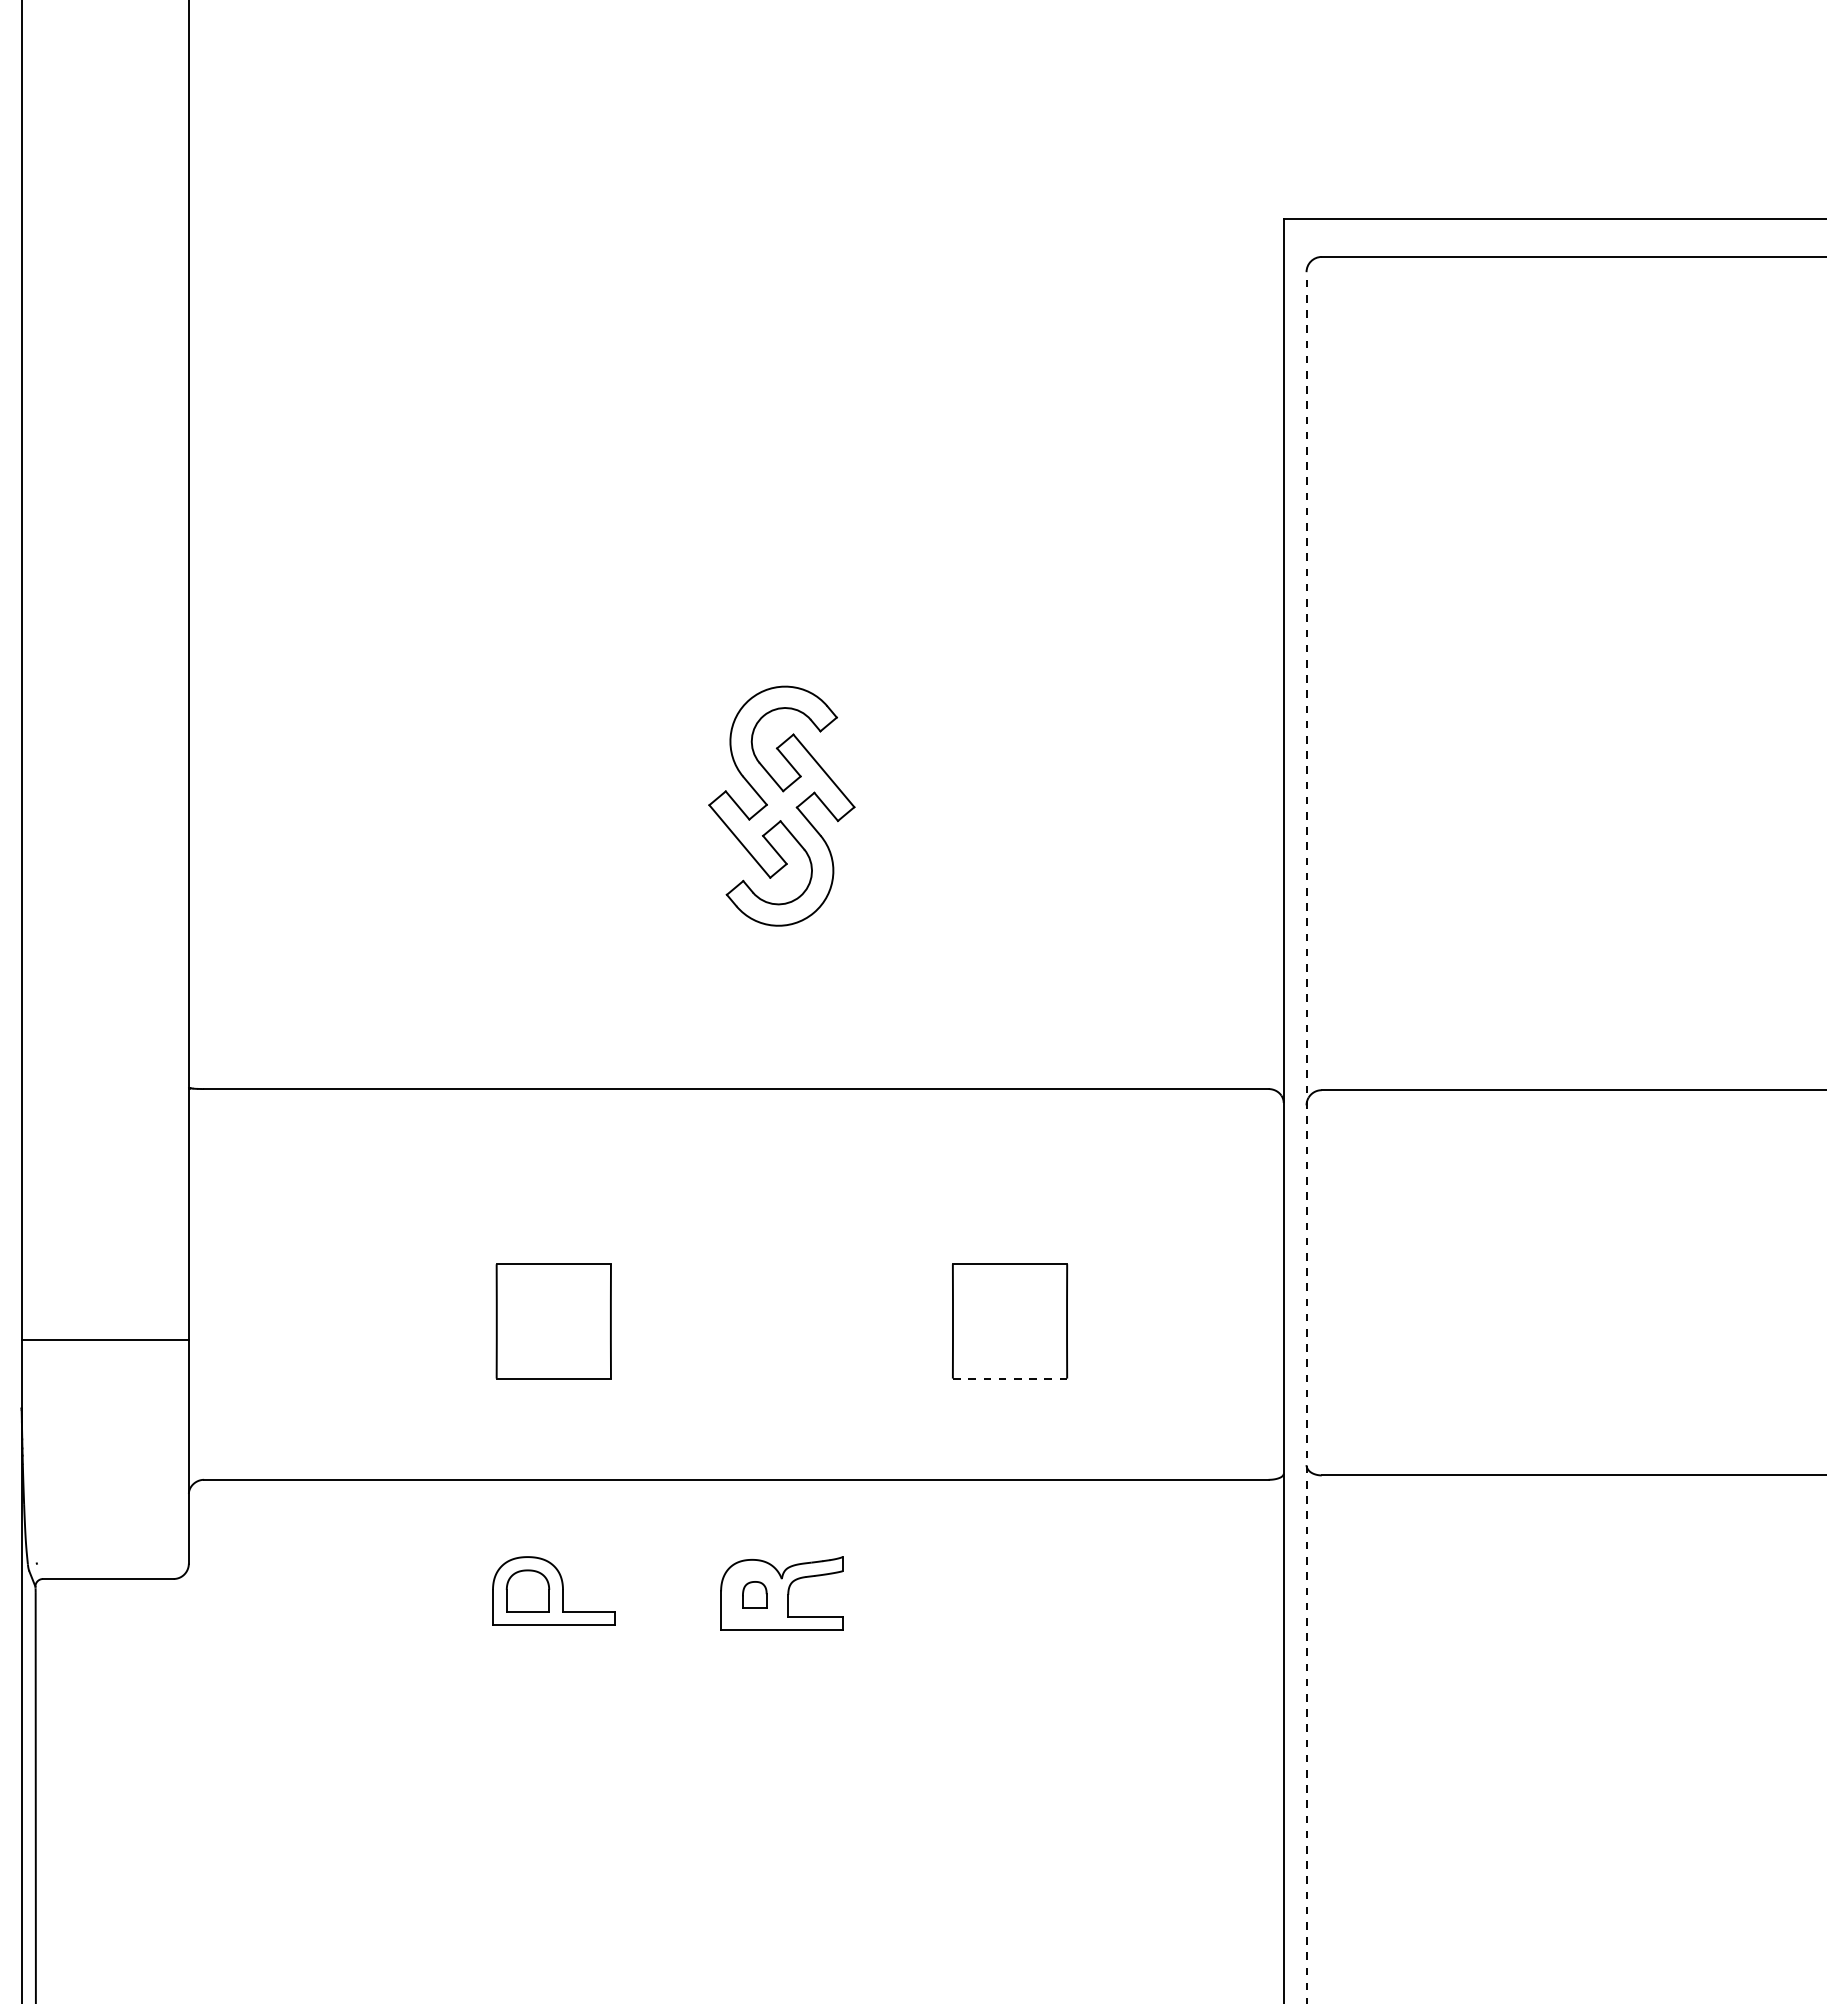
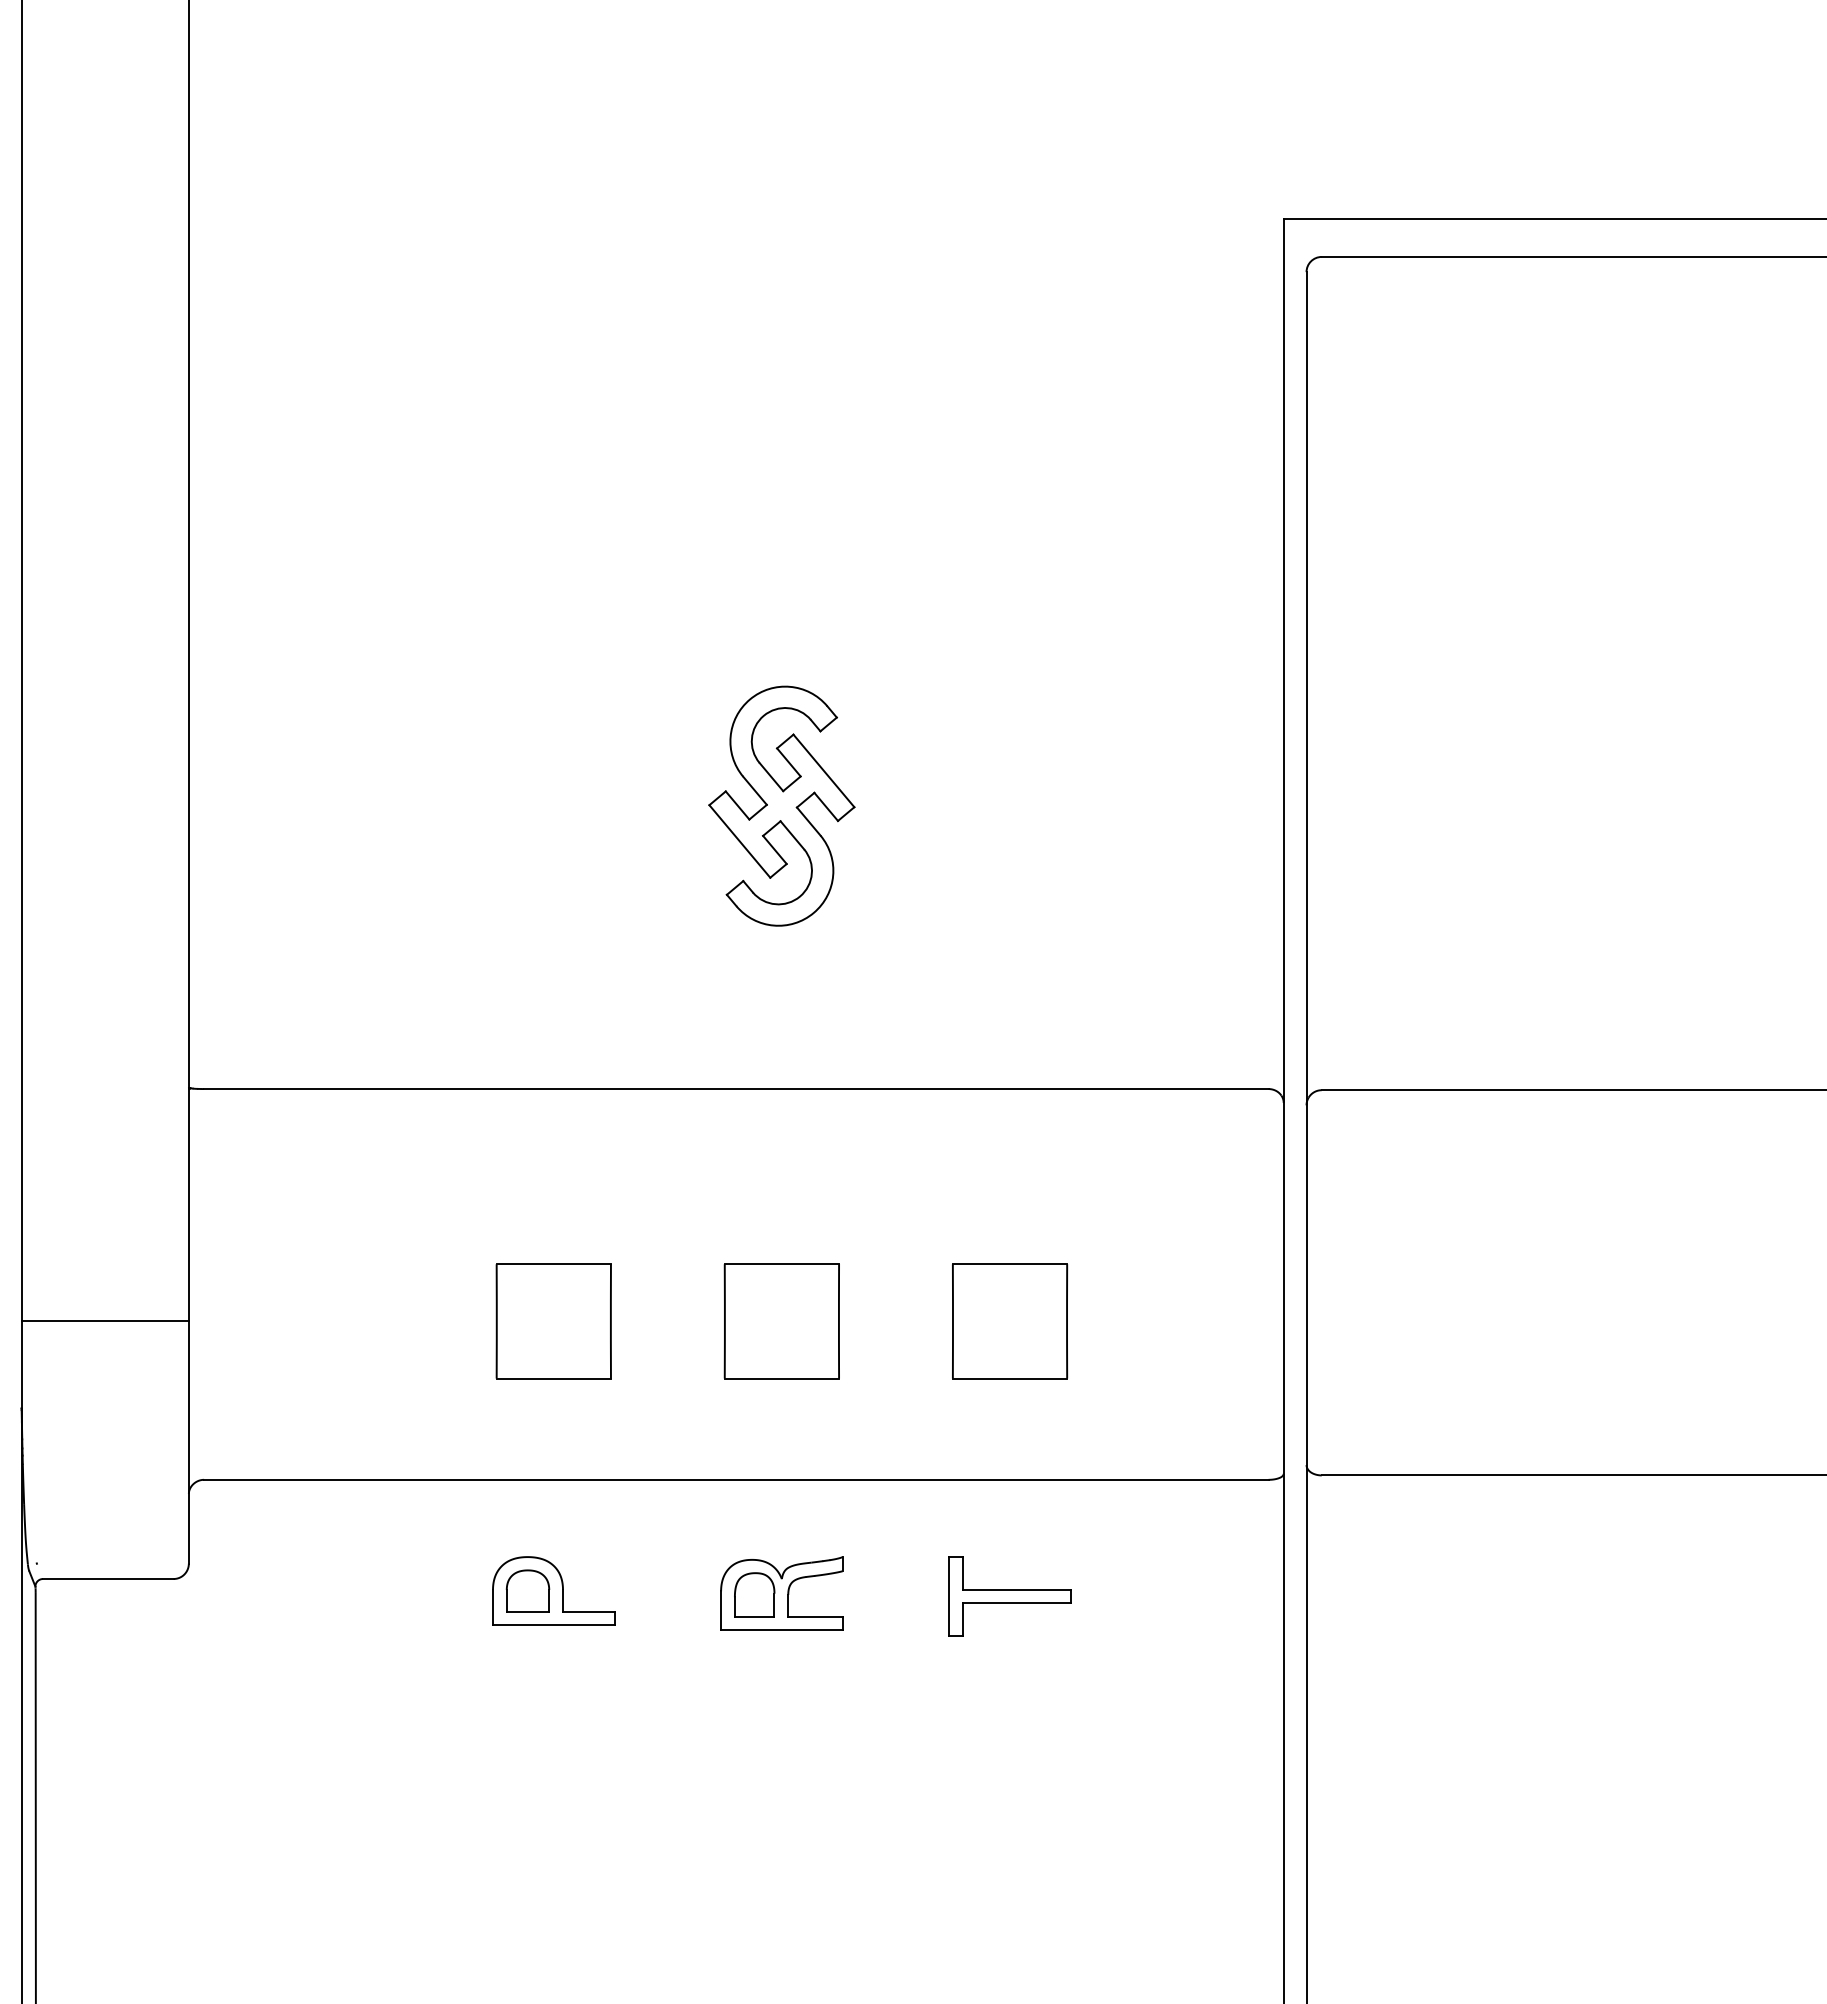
line: dashed -> solid (1306, 1137)
part: none -> present (781, 1321)
line position: (104, 1340) -> (104, 1321) (104, 1321)
line: dashed -> solid (1009, 1378)
part size: 26x28 px -> 42x46 px (754, 1594)
part: none -> present (1009, 1596)
